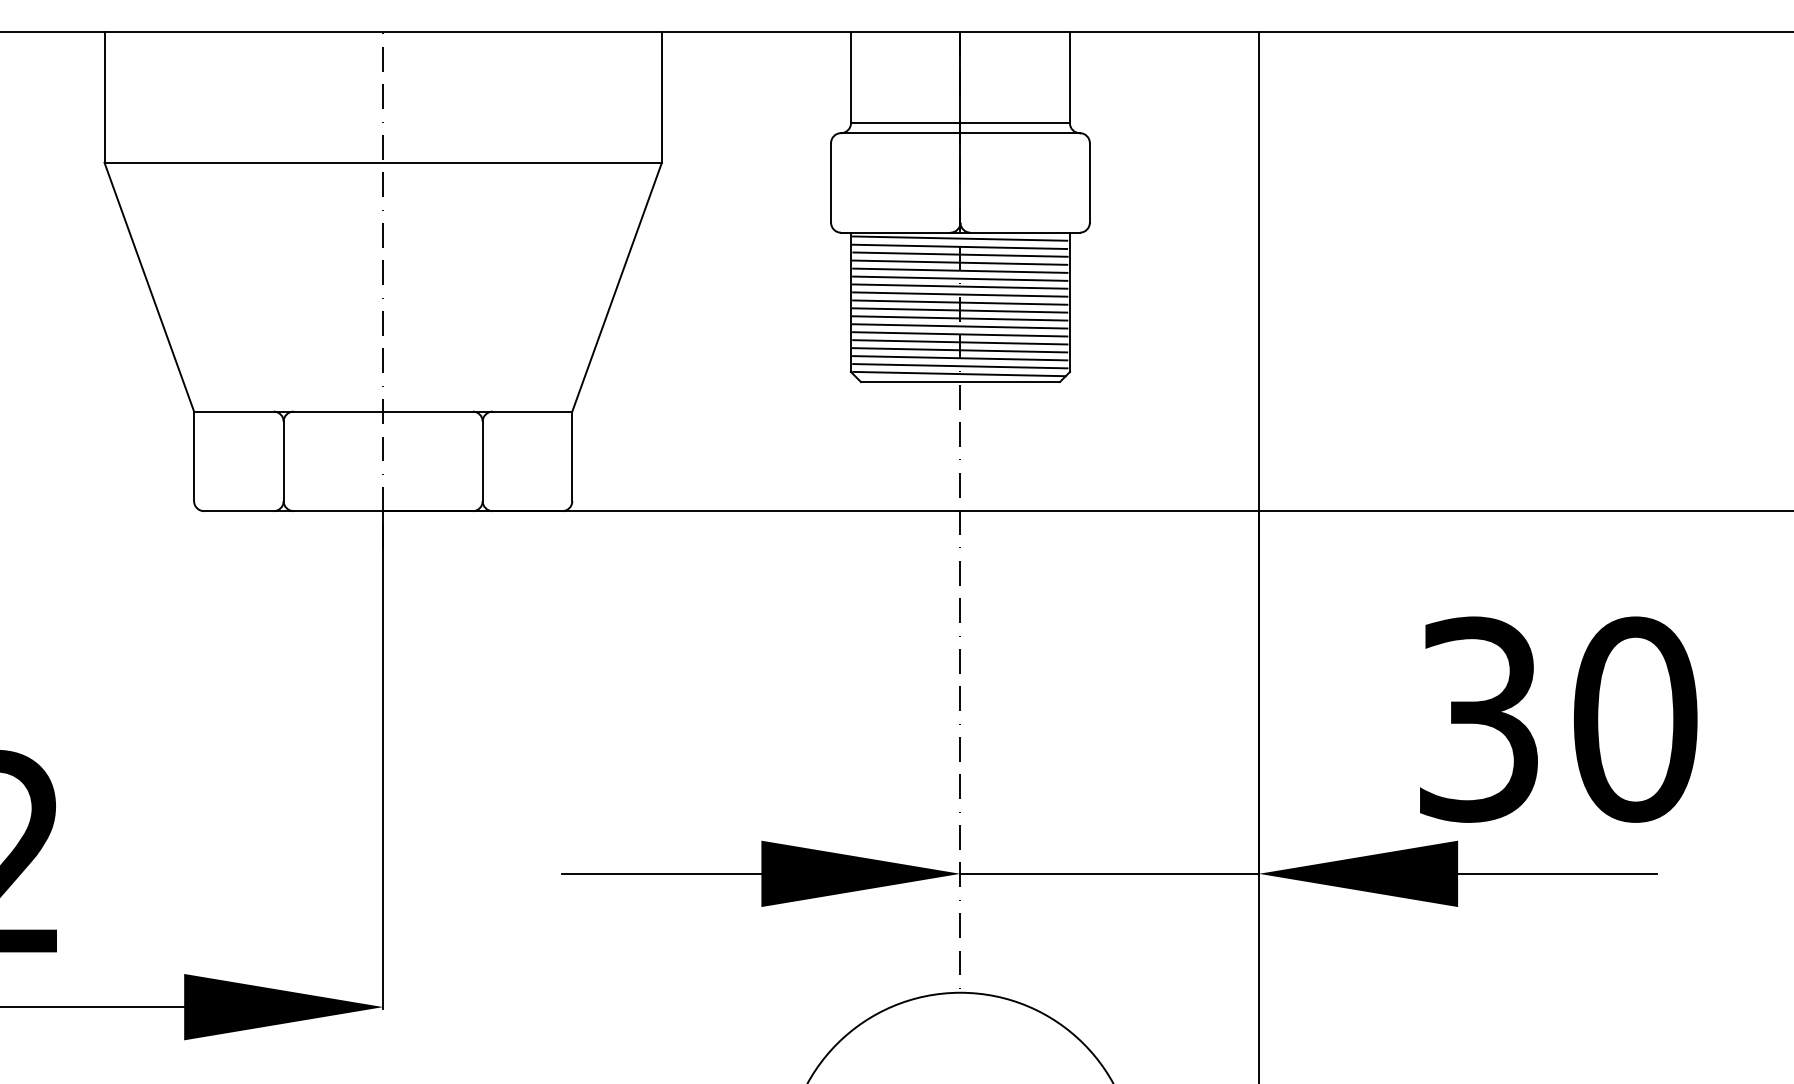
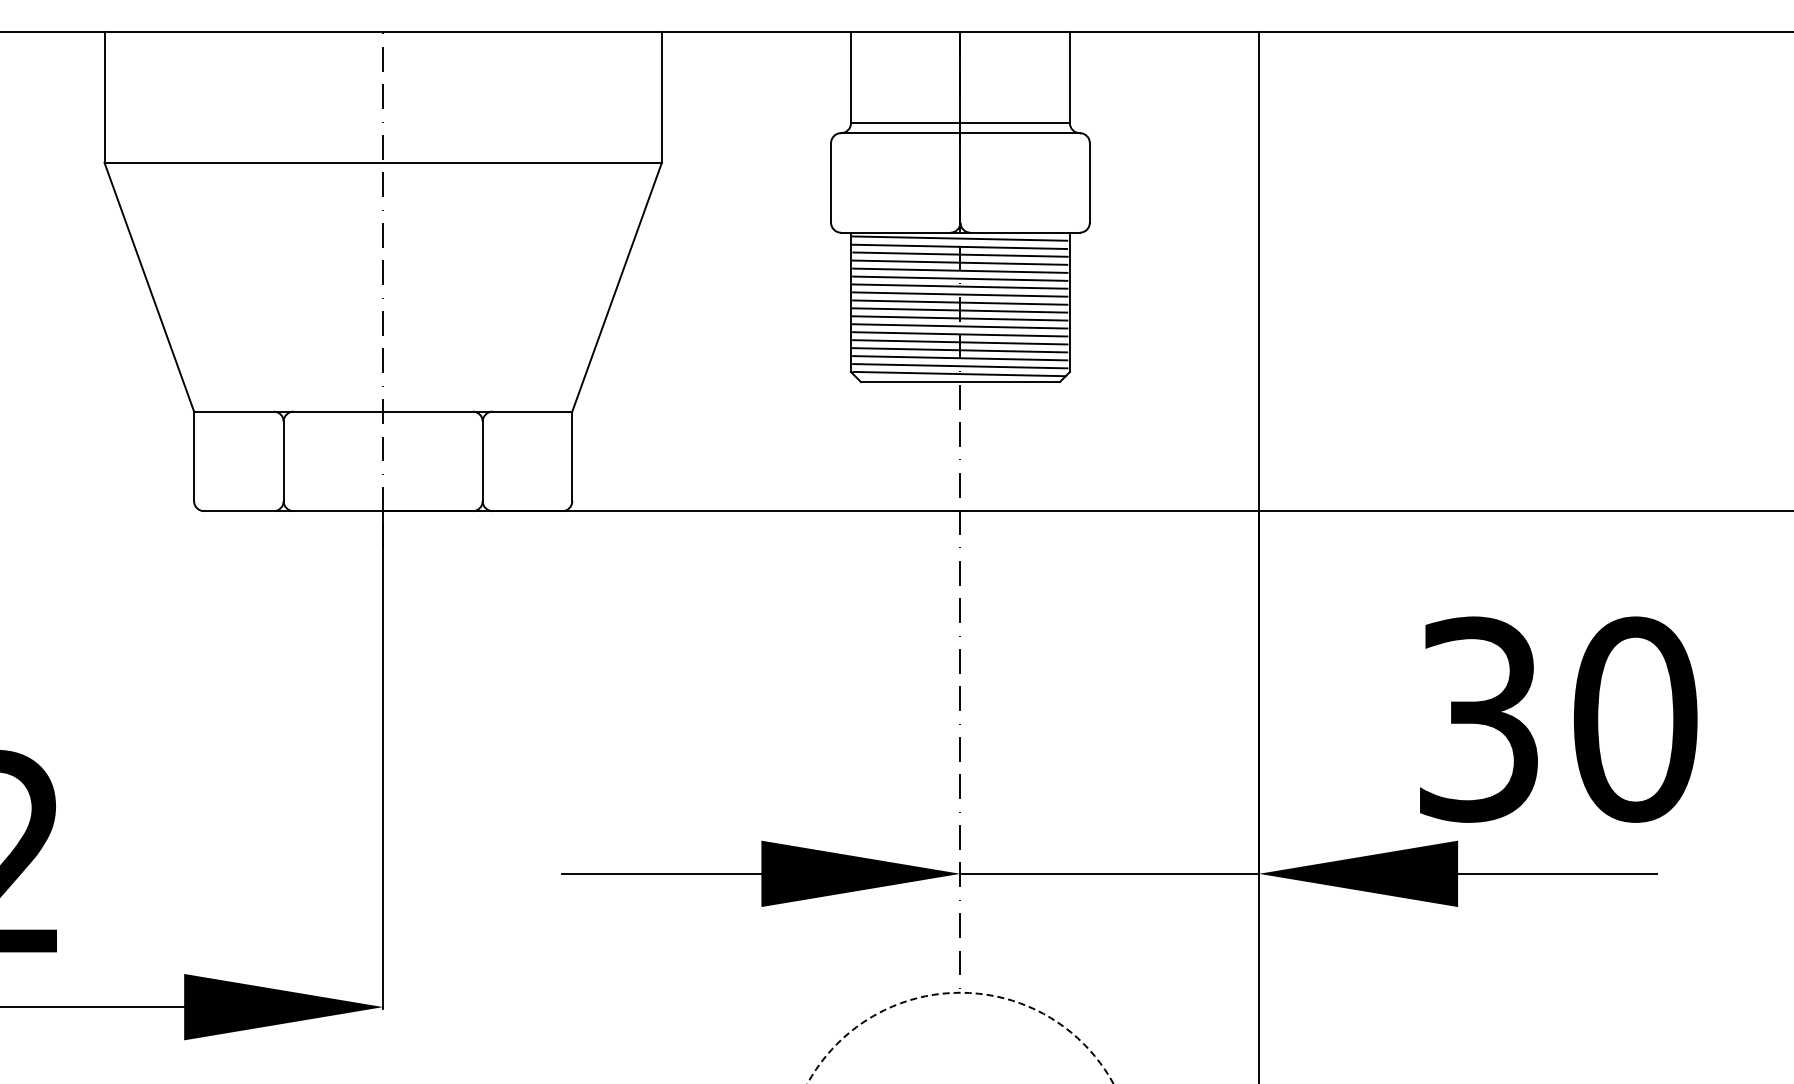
circle: solid -> dashed (960, 1037)
